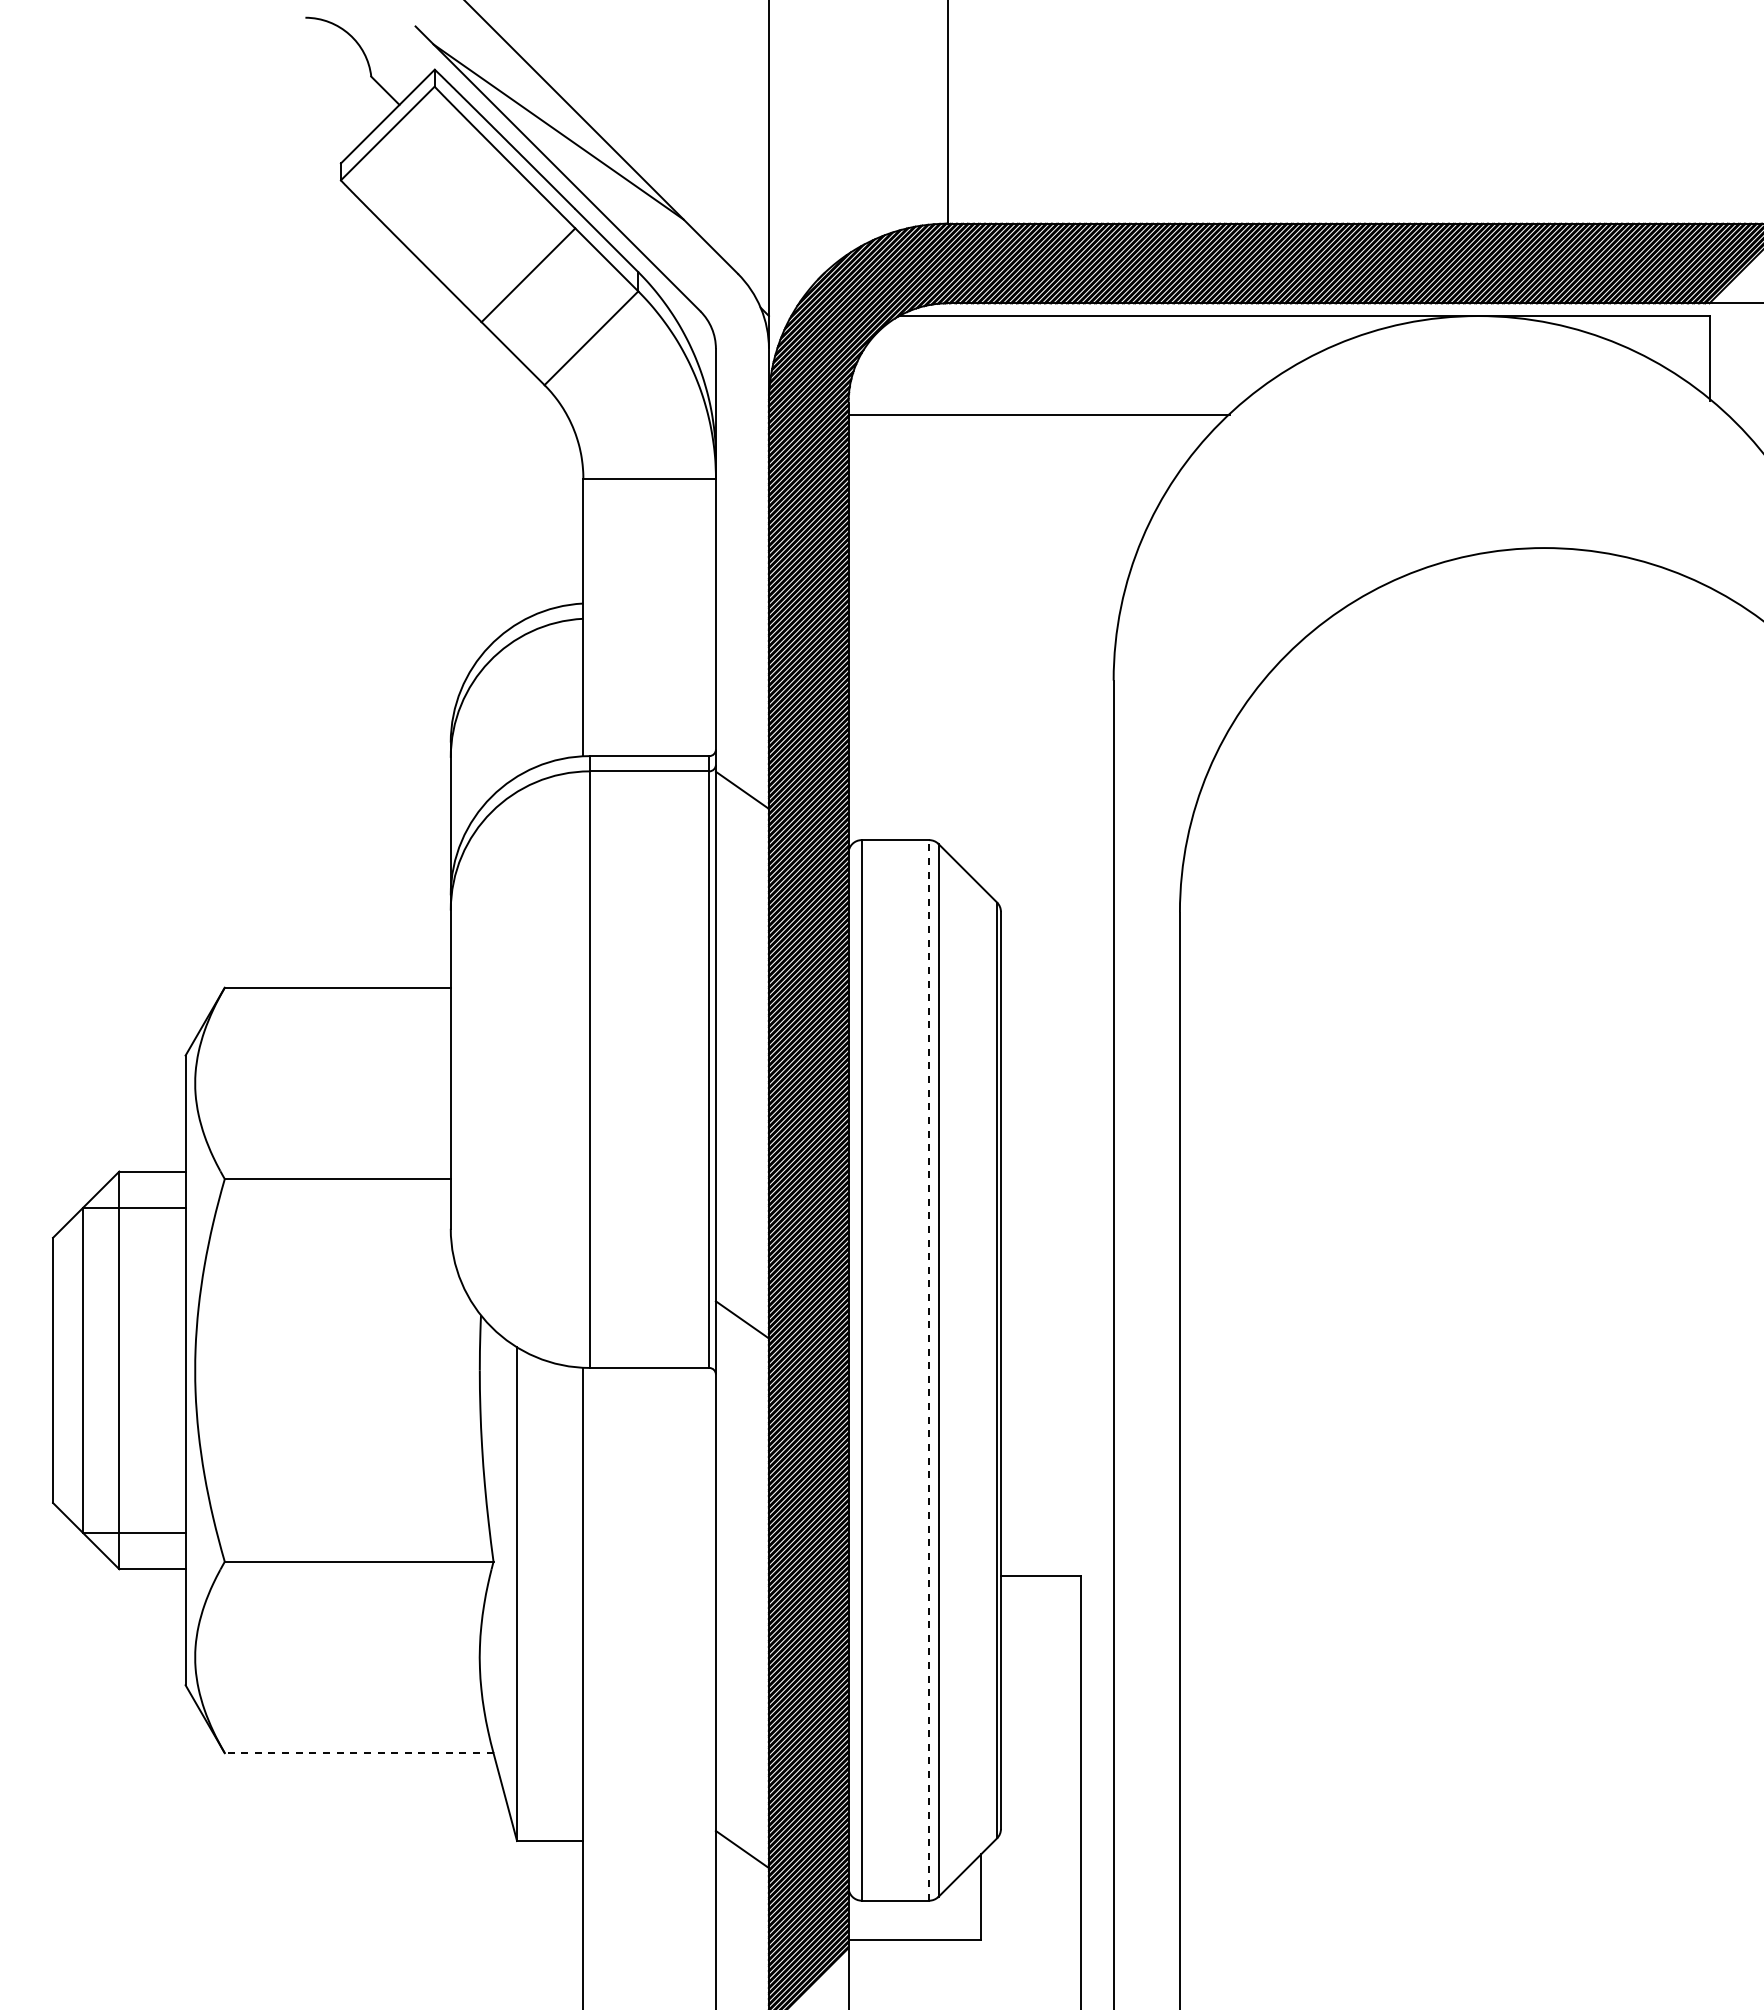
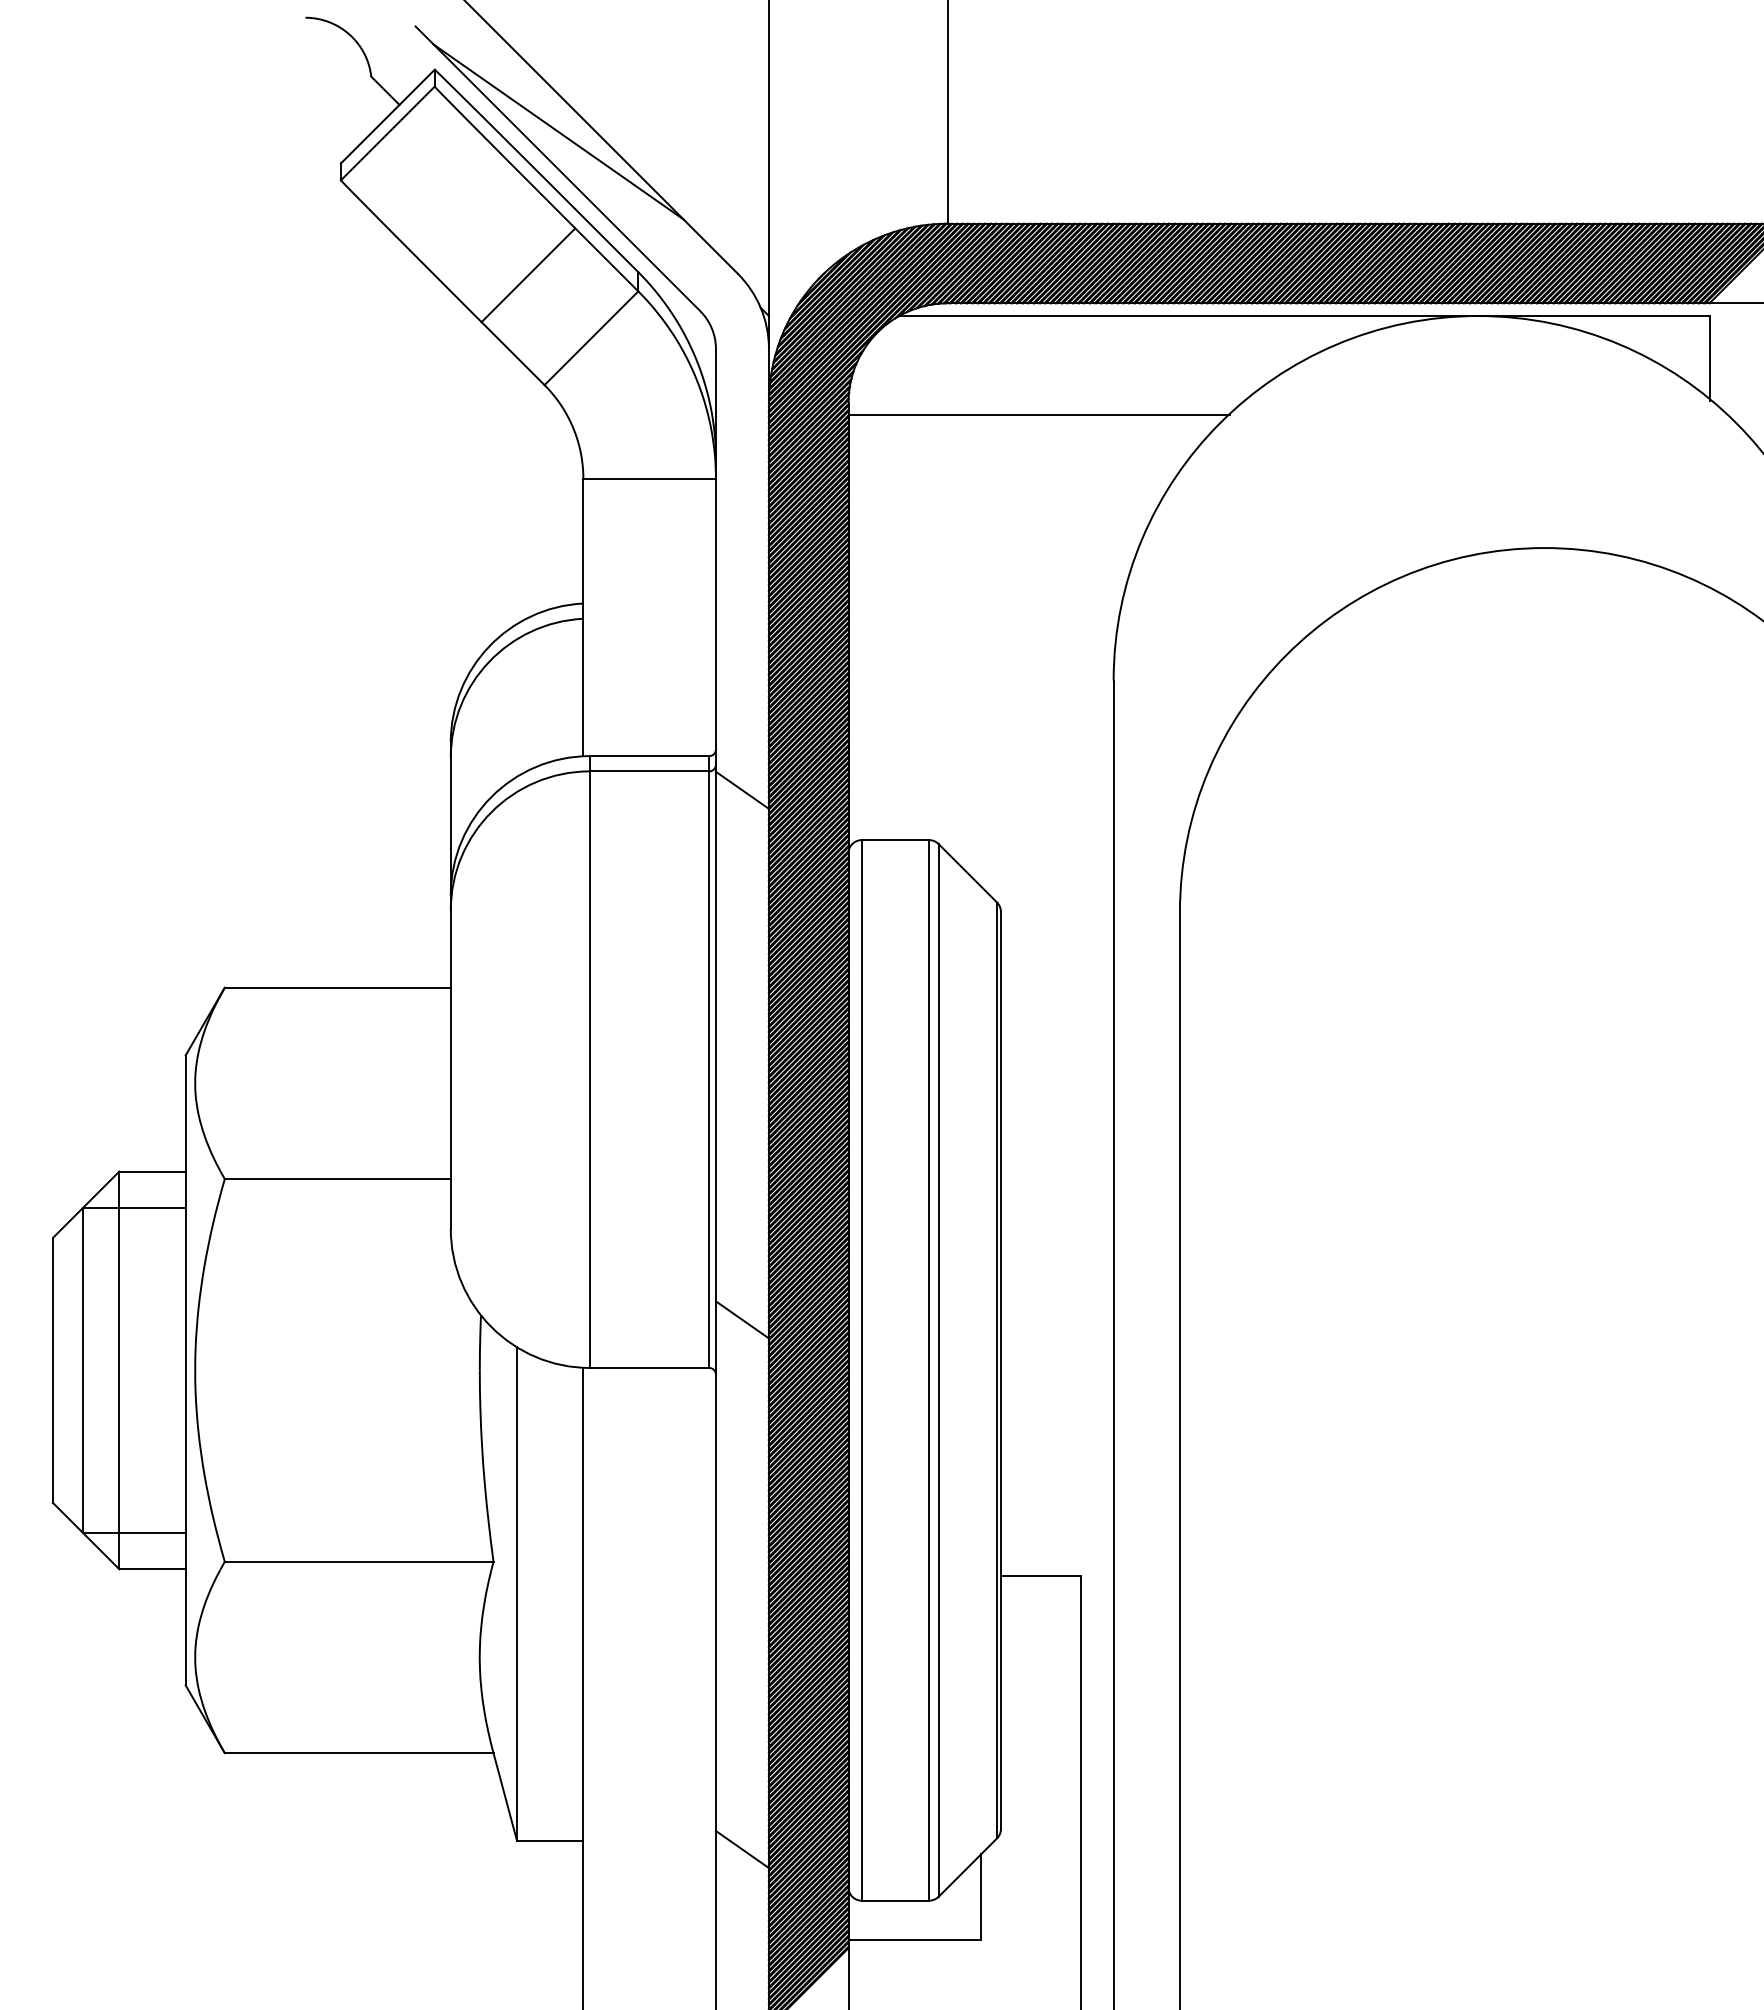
line: dashed -> solid (929, 1369)
line: dashed -> solid (358, 1753)
